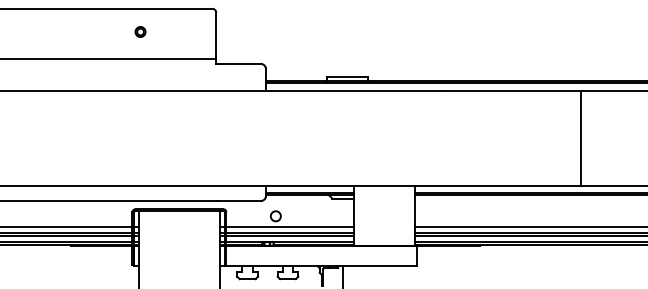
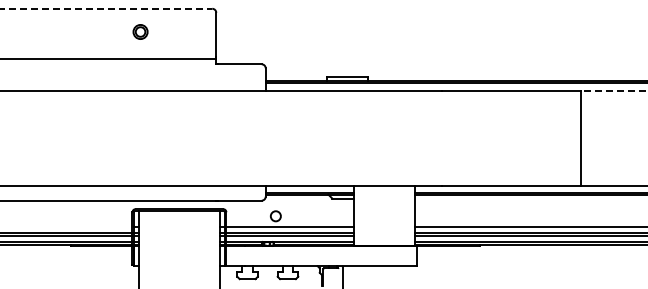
line: solid -> dashed (106, 8)
part size: 13x12 px -> 17x16 px (140, 31)
line: solid -> dashed (614, 90)
line: present -> none (67, 227)
